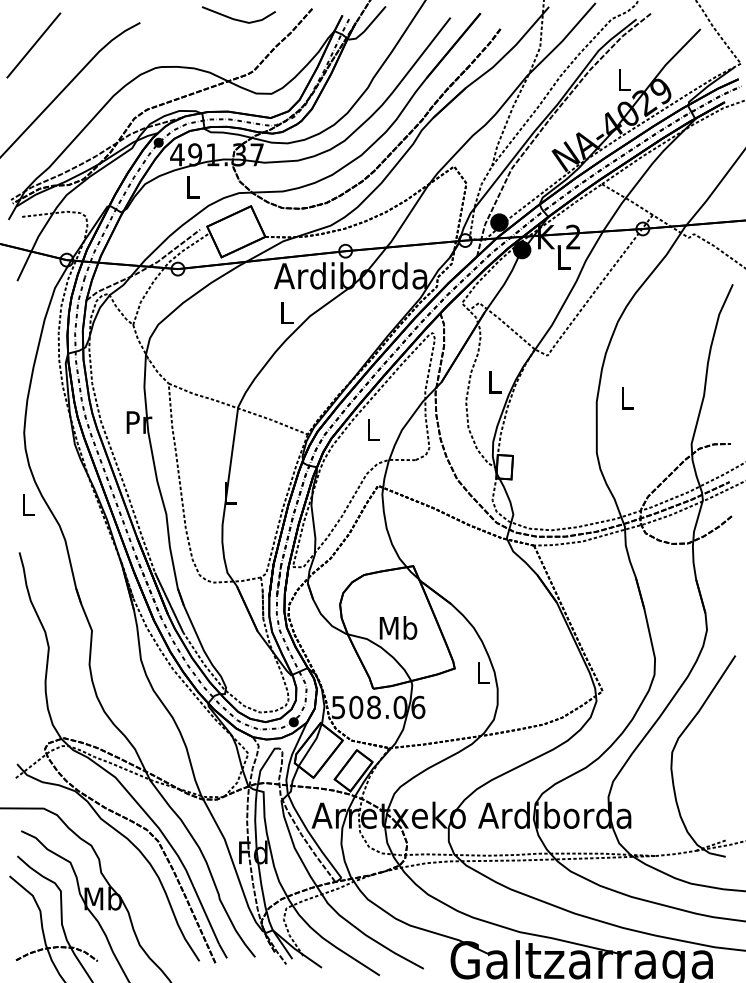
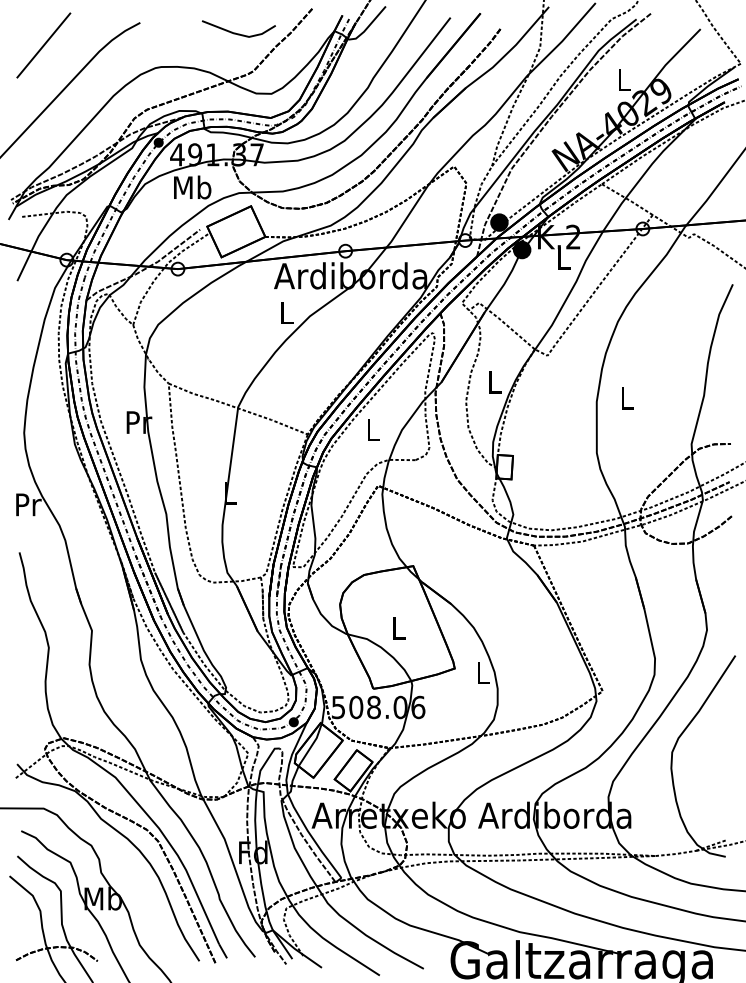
line position: (235, 18) -> (235, 32) (235, 32)
line position: (33, 45) -> (43, 45) (43, 45)
text: L -> Mb (192, 187)
text: L -> Pr (28, 504)
text: Mb -> L (398, 627)
